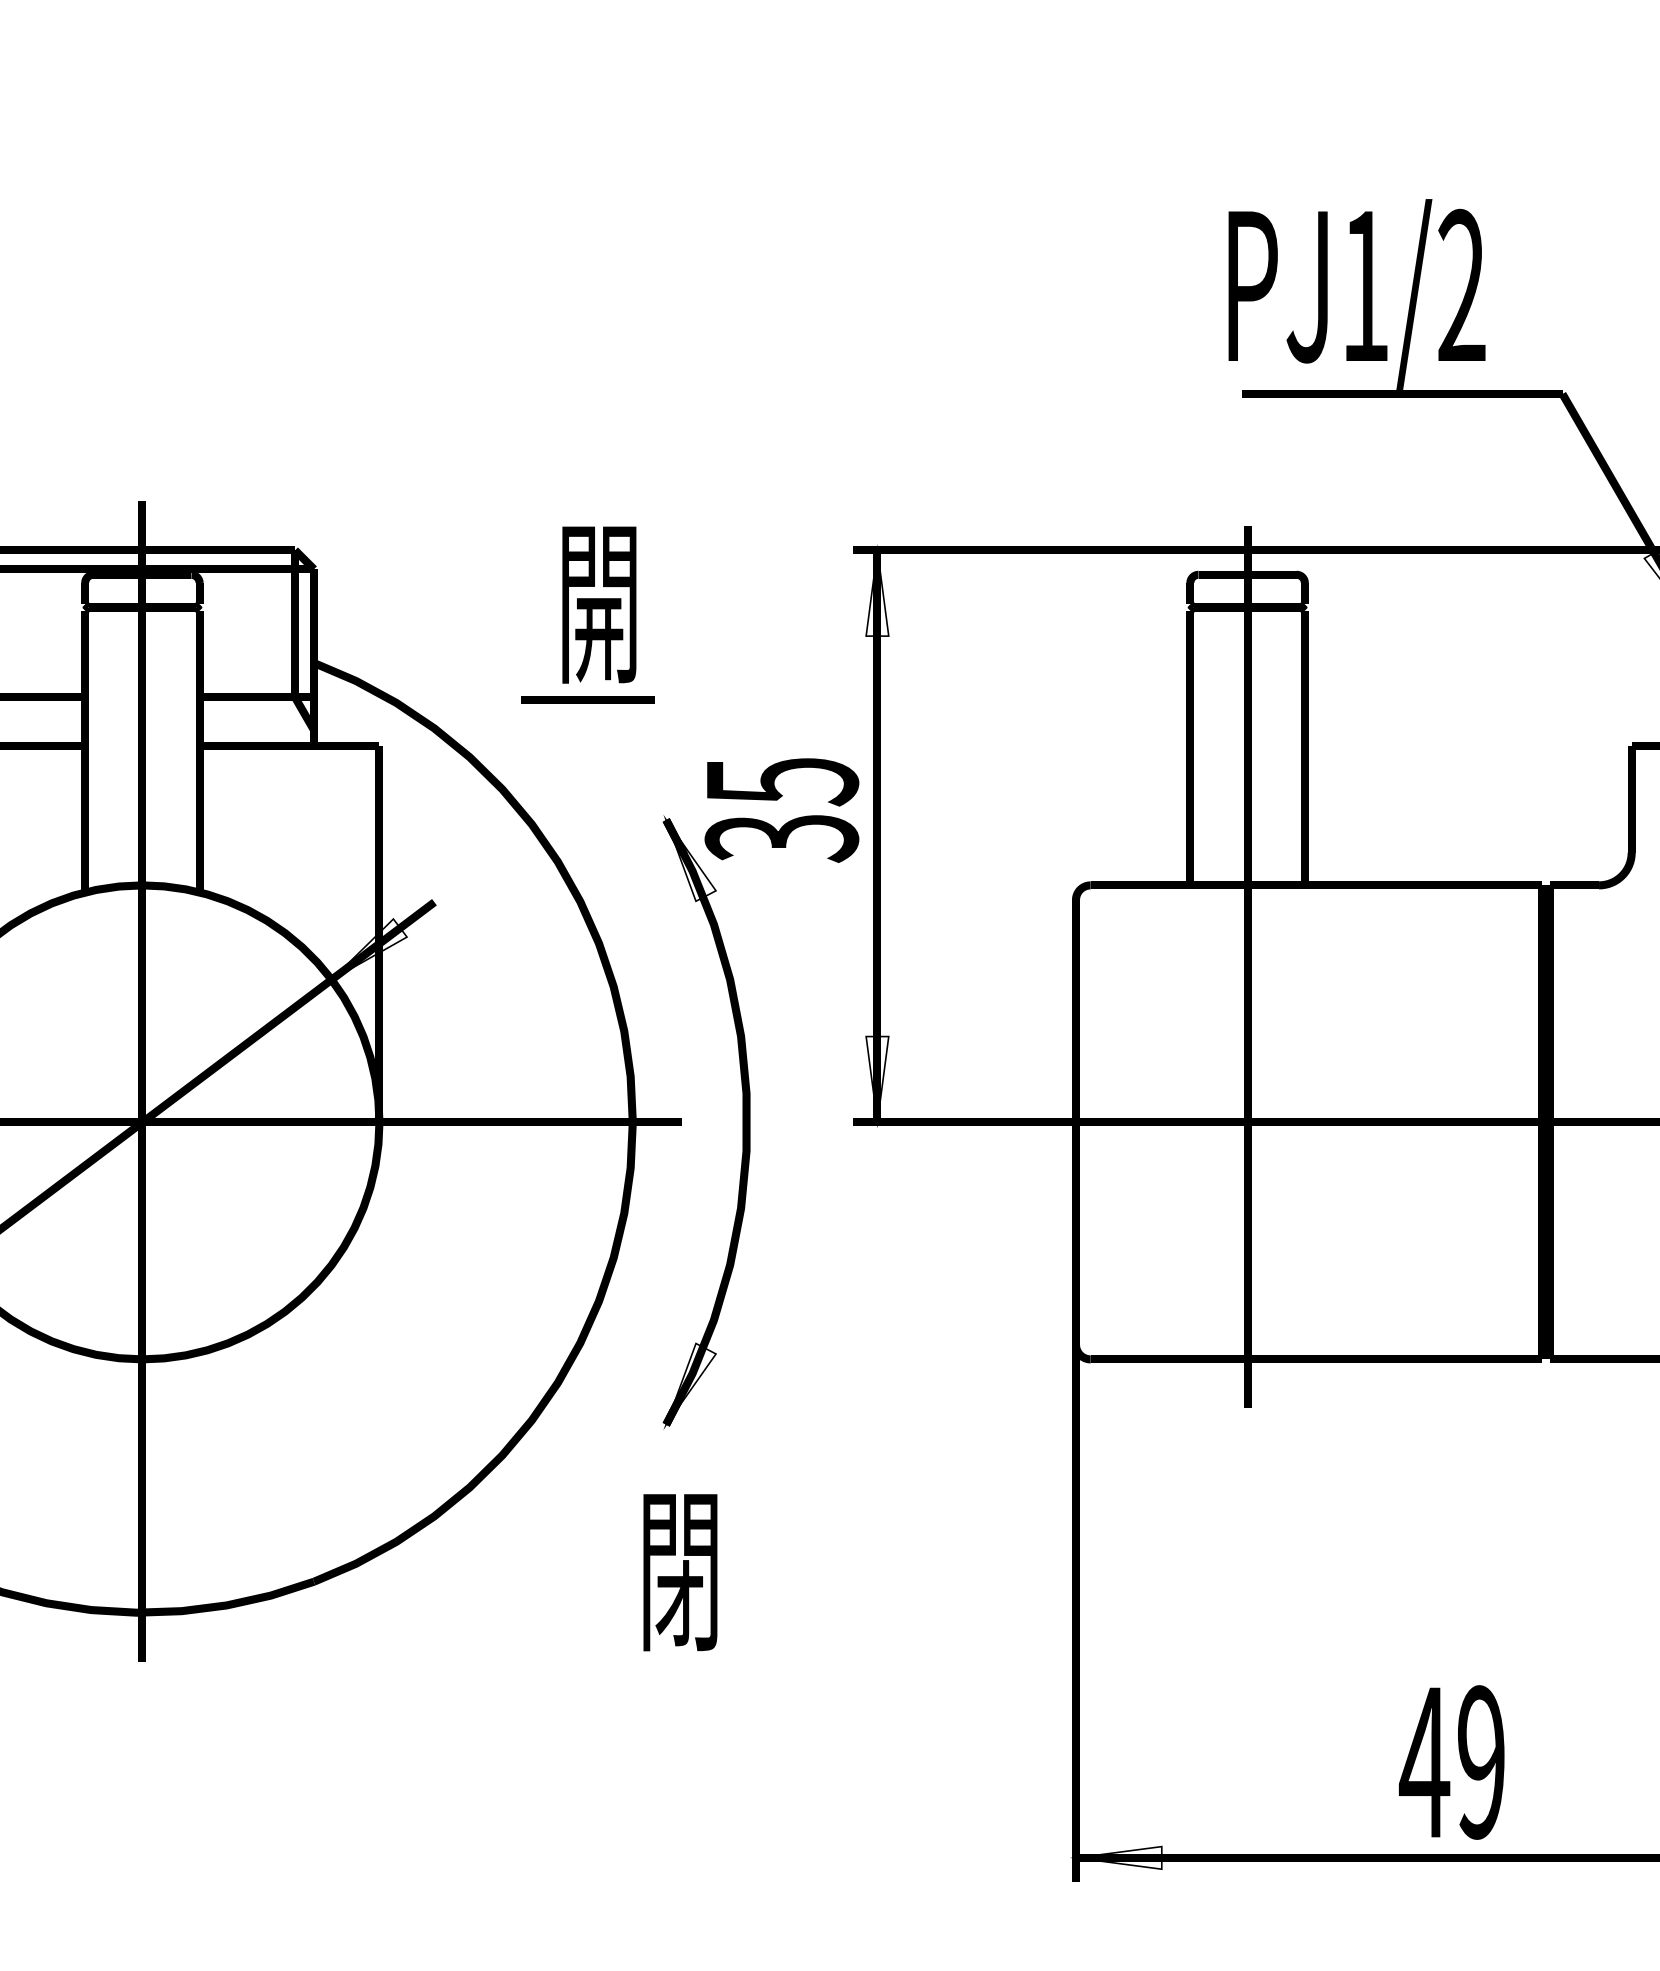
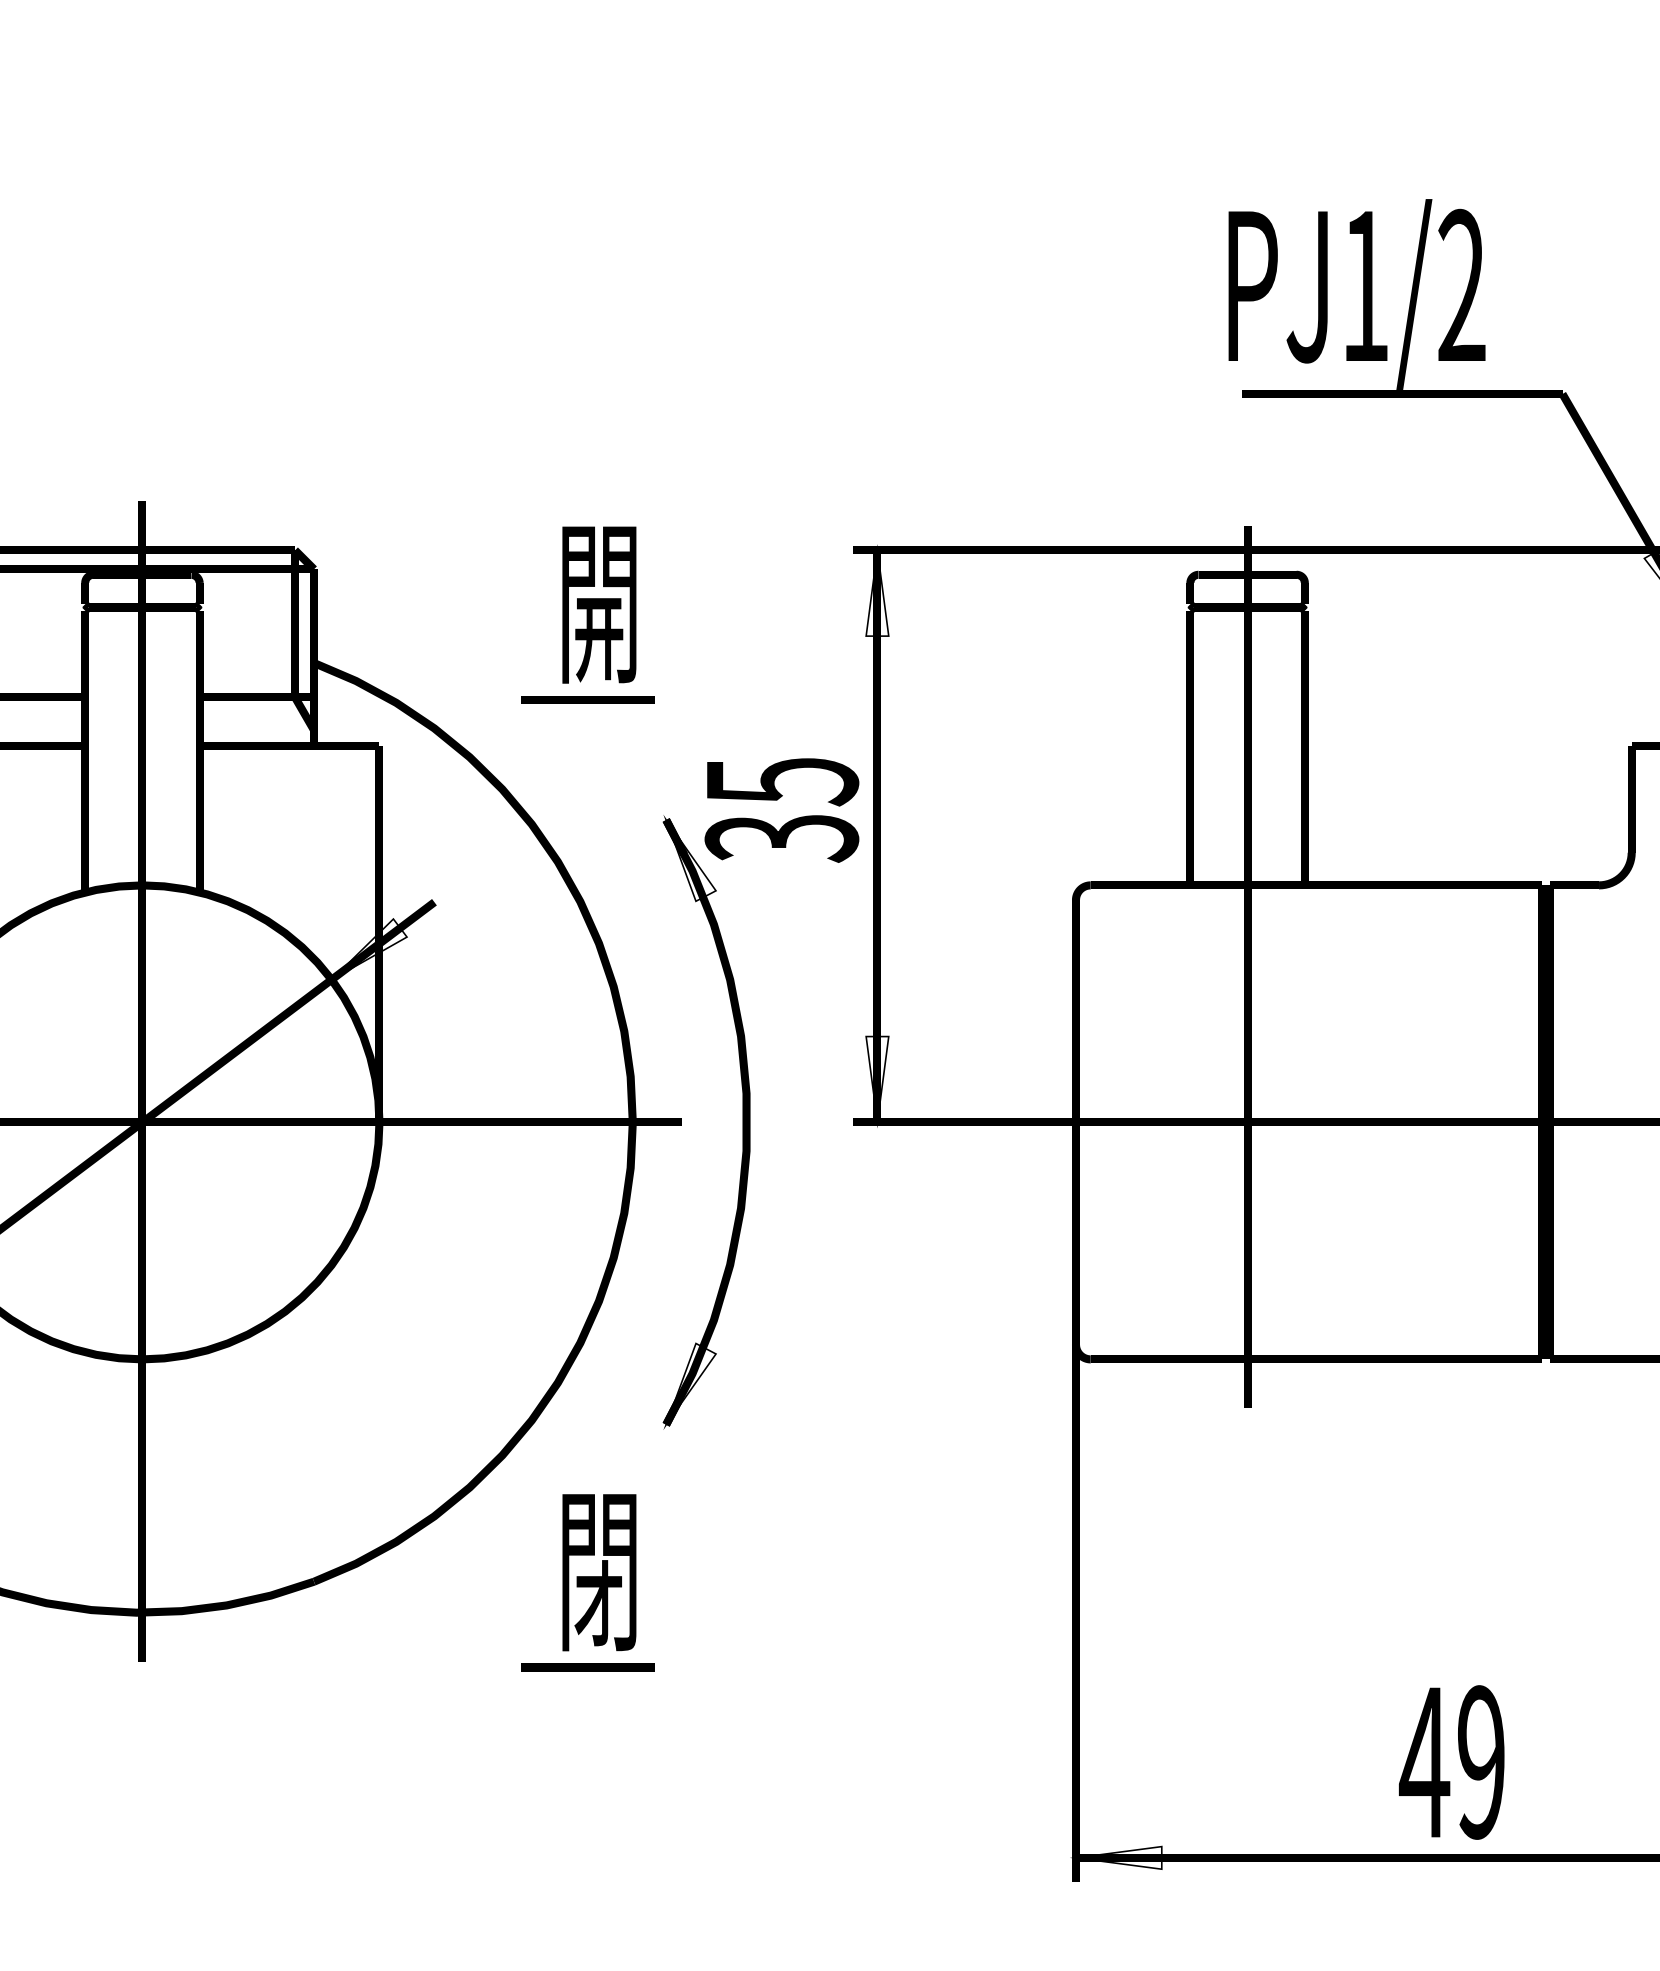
text position: (680, 1572) -> (599, 1572) (599, 1572)
part: none -> present (587, 1667)
